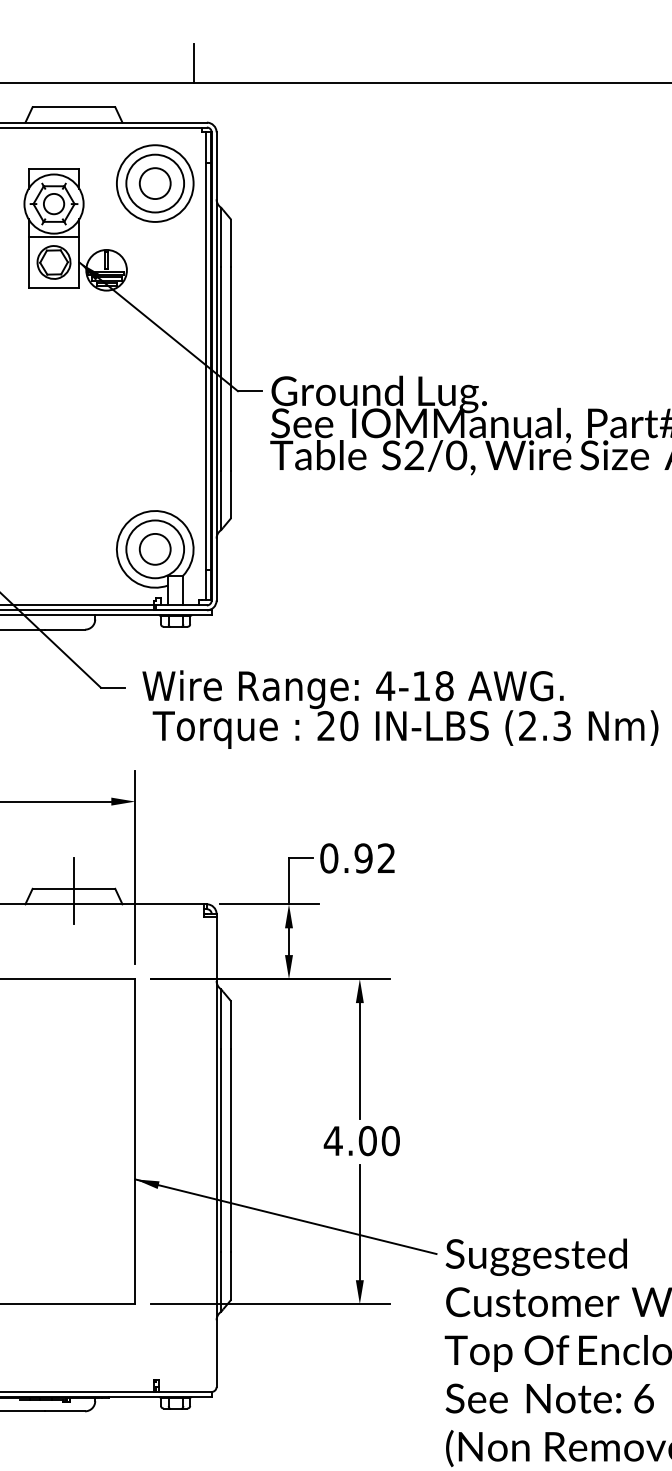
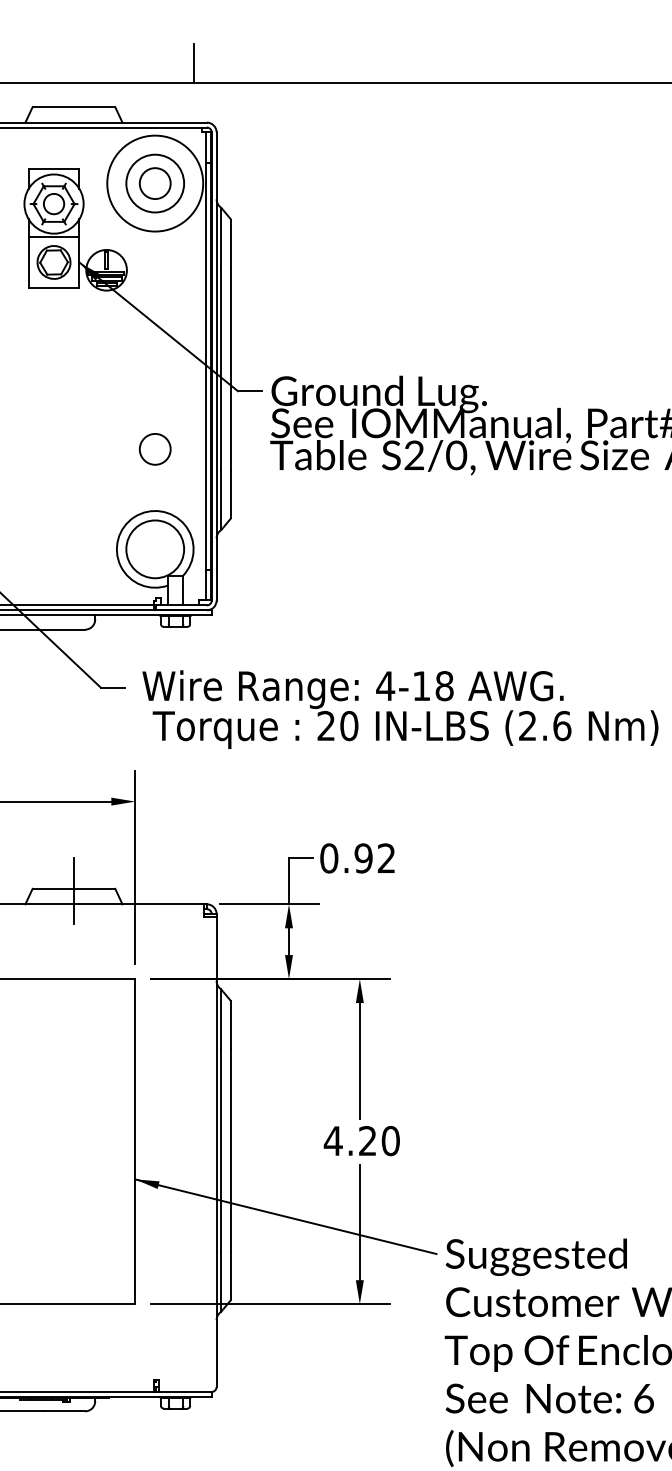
circle diameter: 77 px -> 96 px (155, 183)
circle position: (154, 549) -> (154, 449) (154, 449)
text: (2.3 -> (2.6 (562, 726)
text: 4.00 -> 4.20 (367, 1141)
